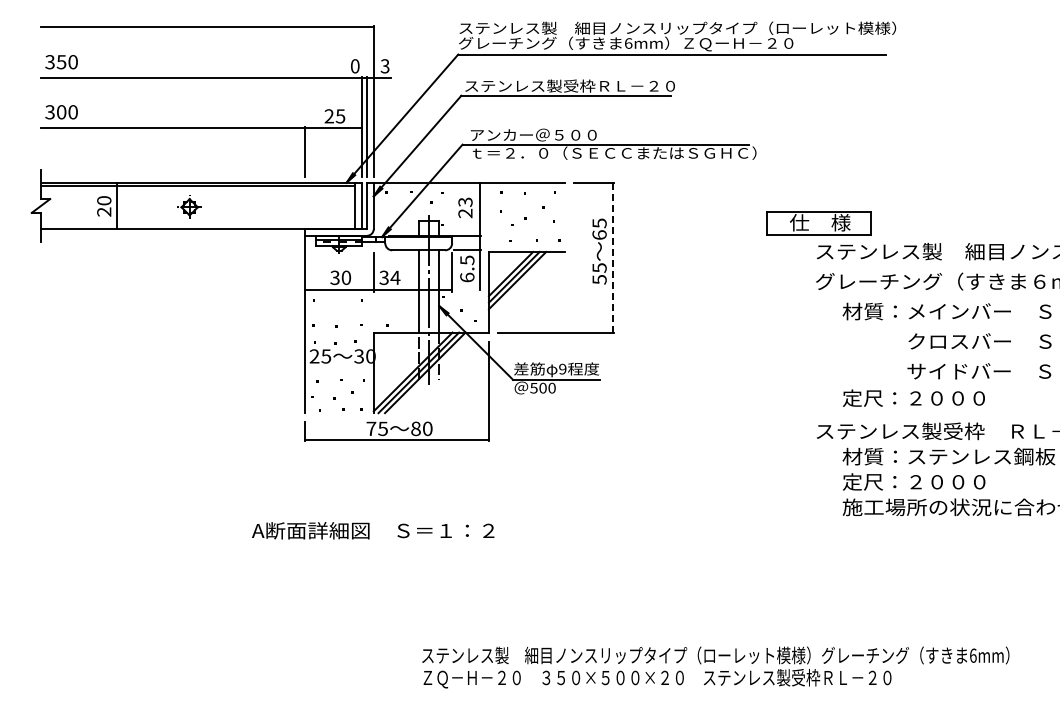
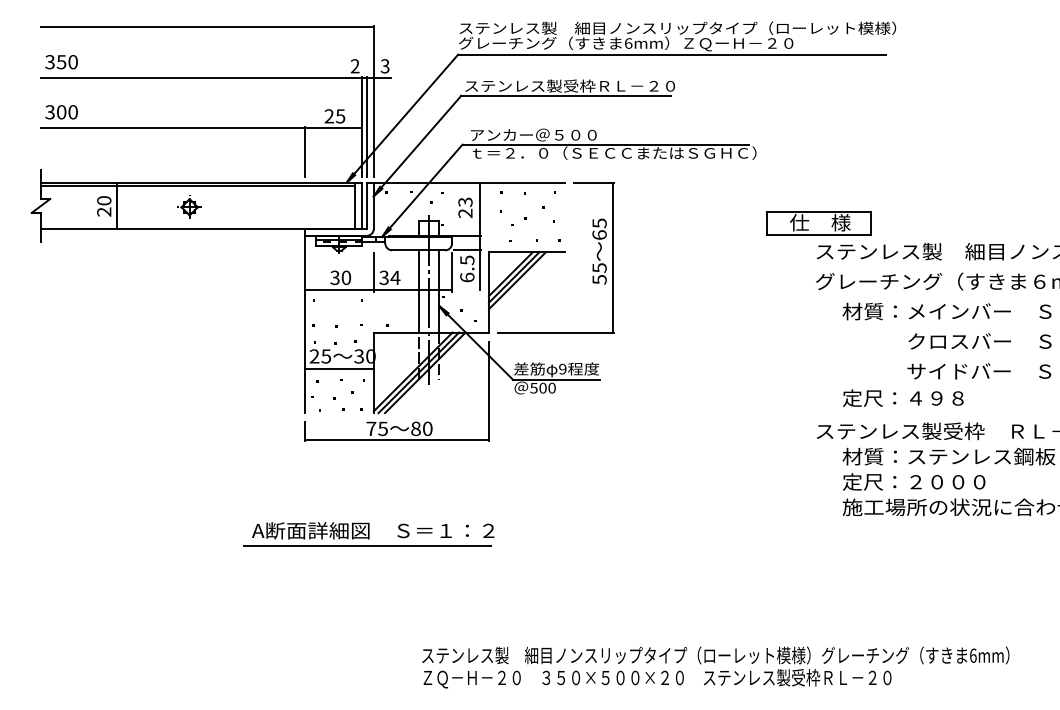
text: 0 -> 2 (354, 66)
line: dashed -> solid (612, 257)
line: none -> present (338, 369)
text: 定尺：２０００ -> 定尺：４９８ (947, 398)
line: none -> present (367, 546)
